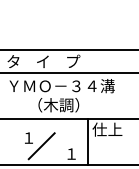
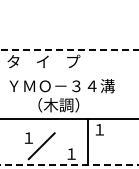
line: solid -> dashed (69, 50)
line: present -> none (68, 73)
text: 仕上 -> １ (107, 129)
line: solid -> dashed (70, 164)
